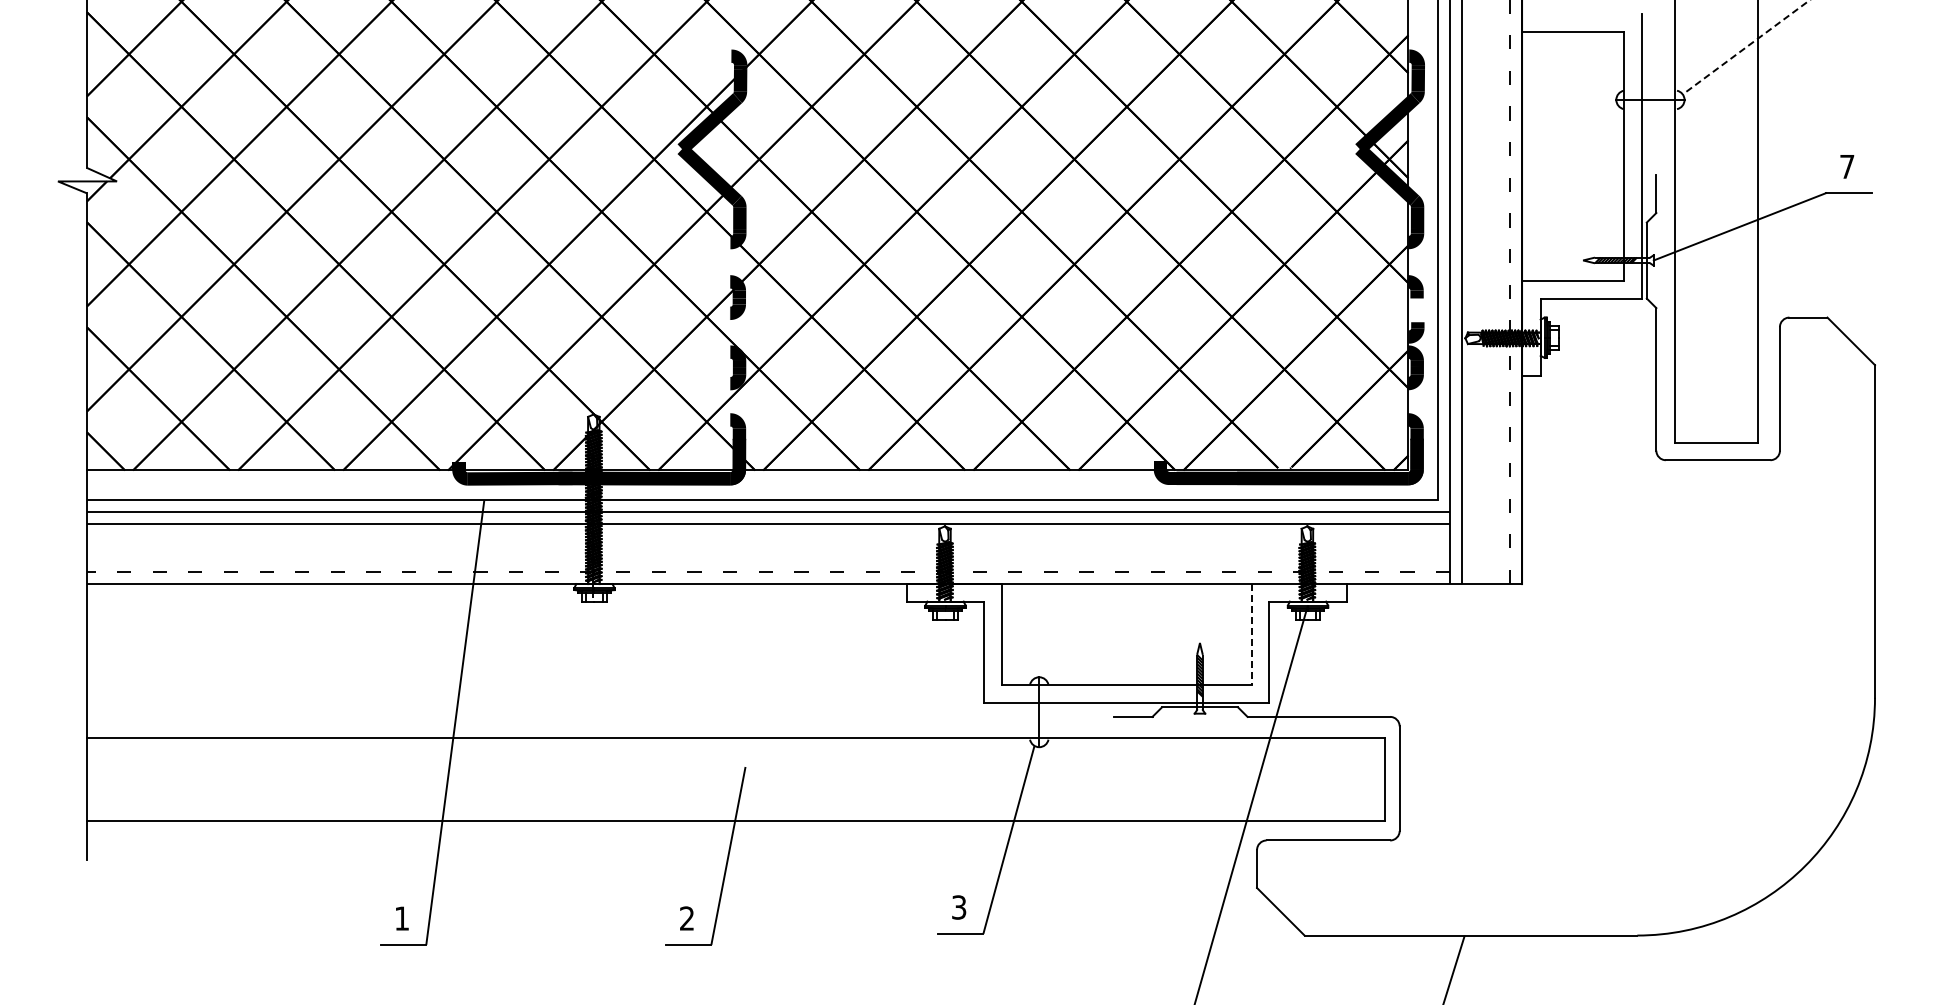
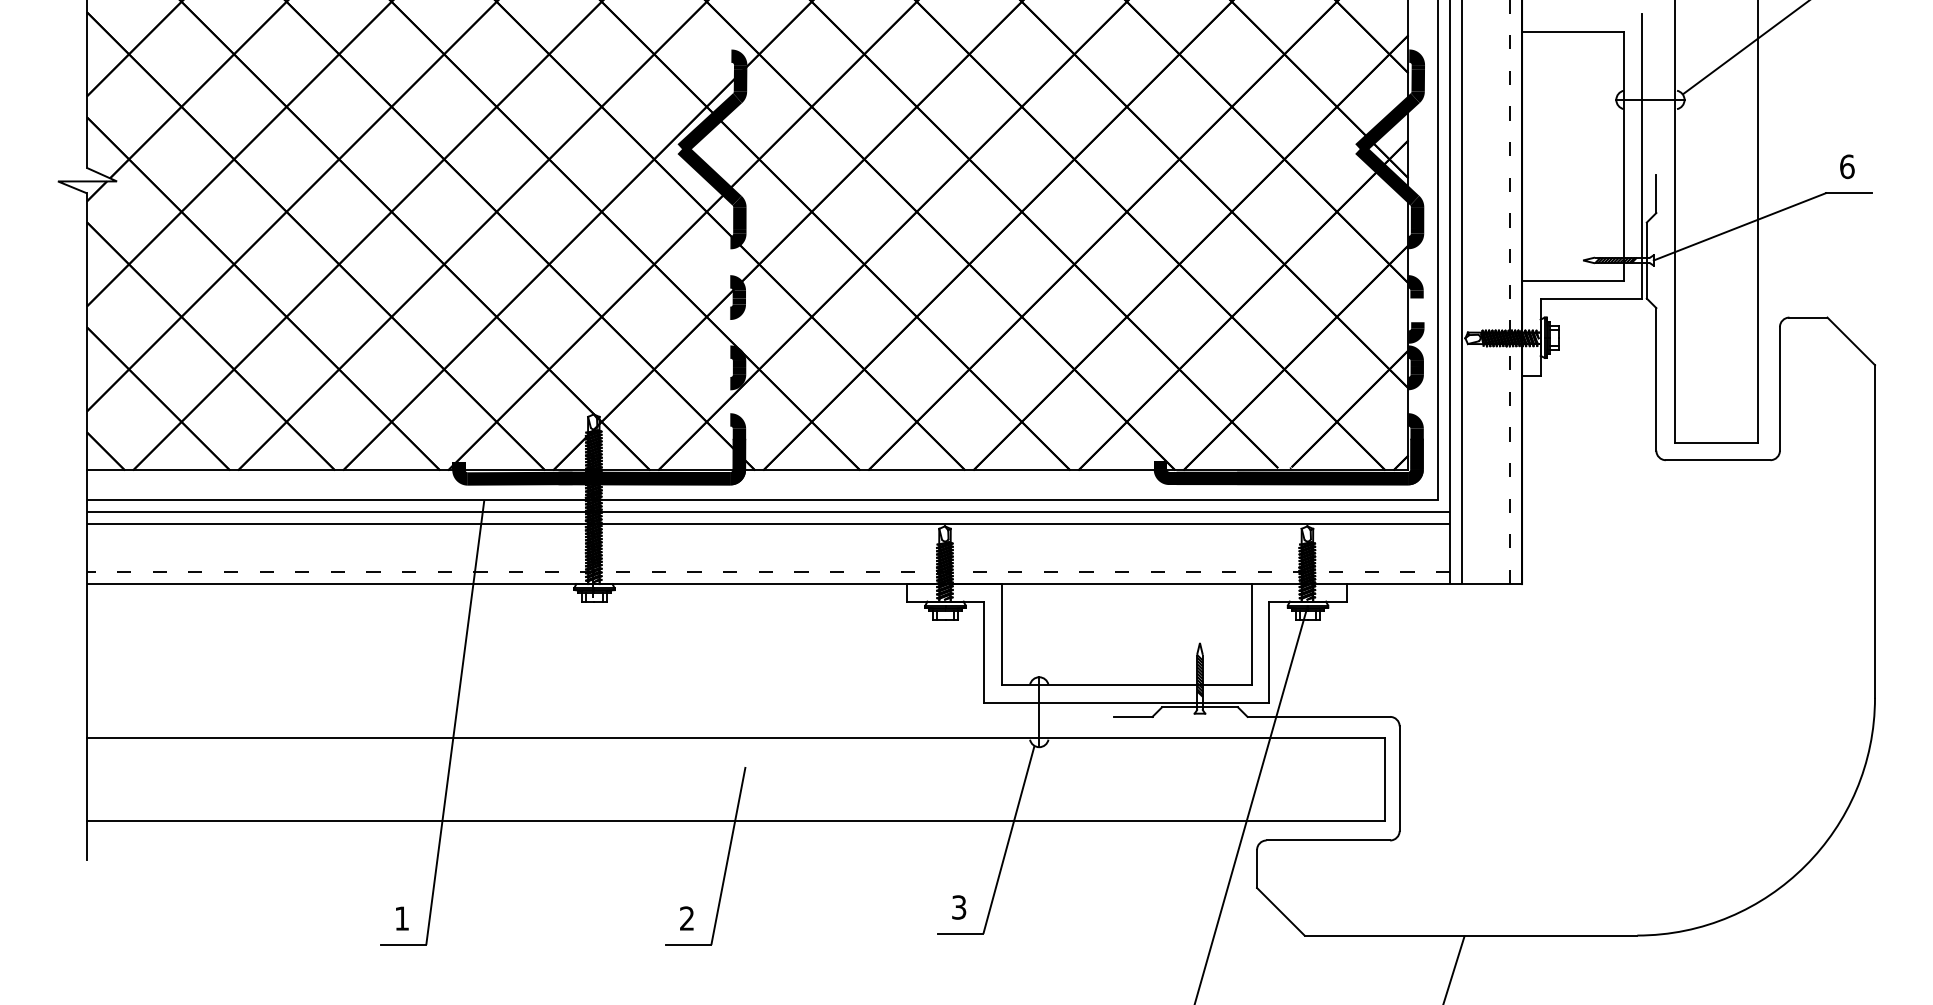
line: dashed -> solid (1746, 47)
text: 7 -> 6 (1847, 166)
line: dashed -> solid (1251, 634)
